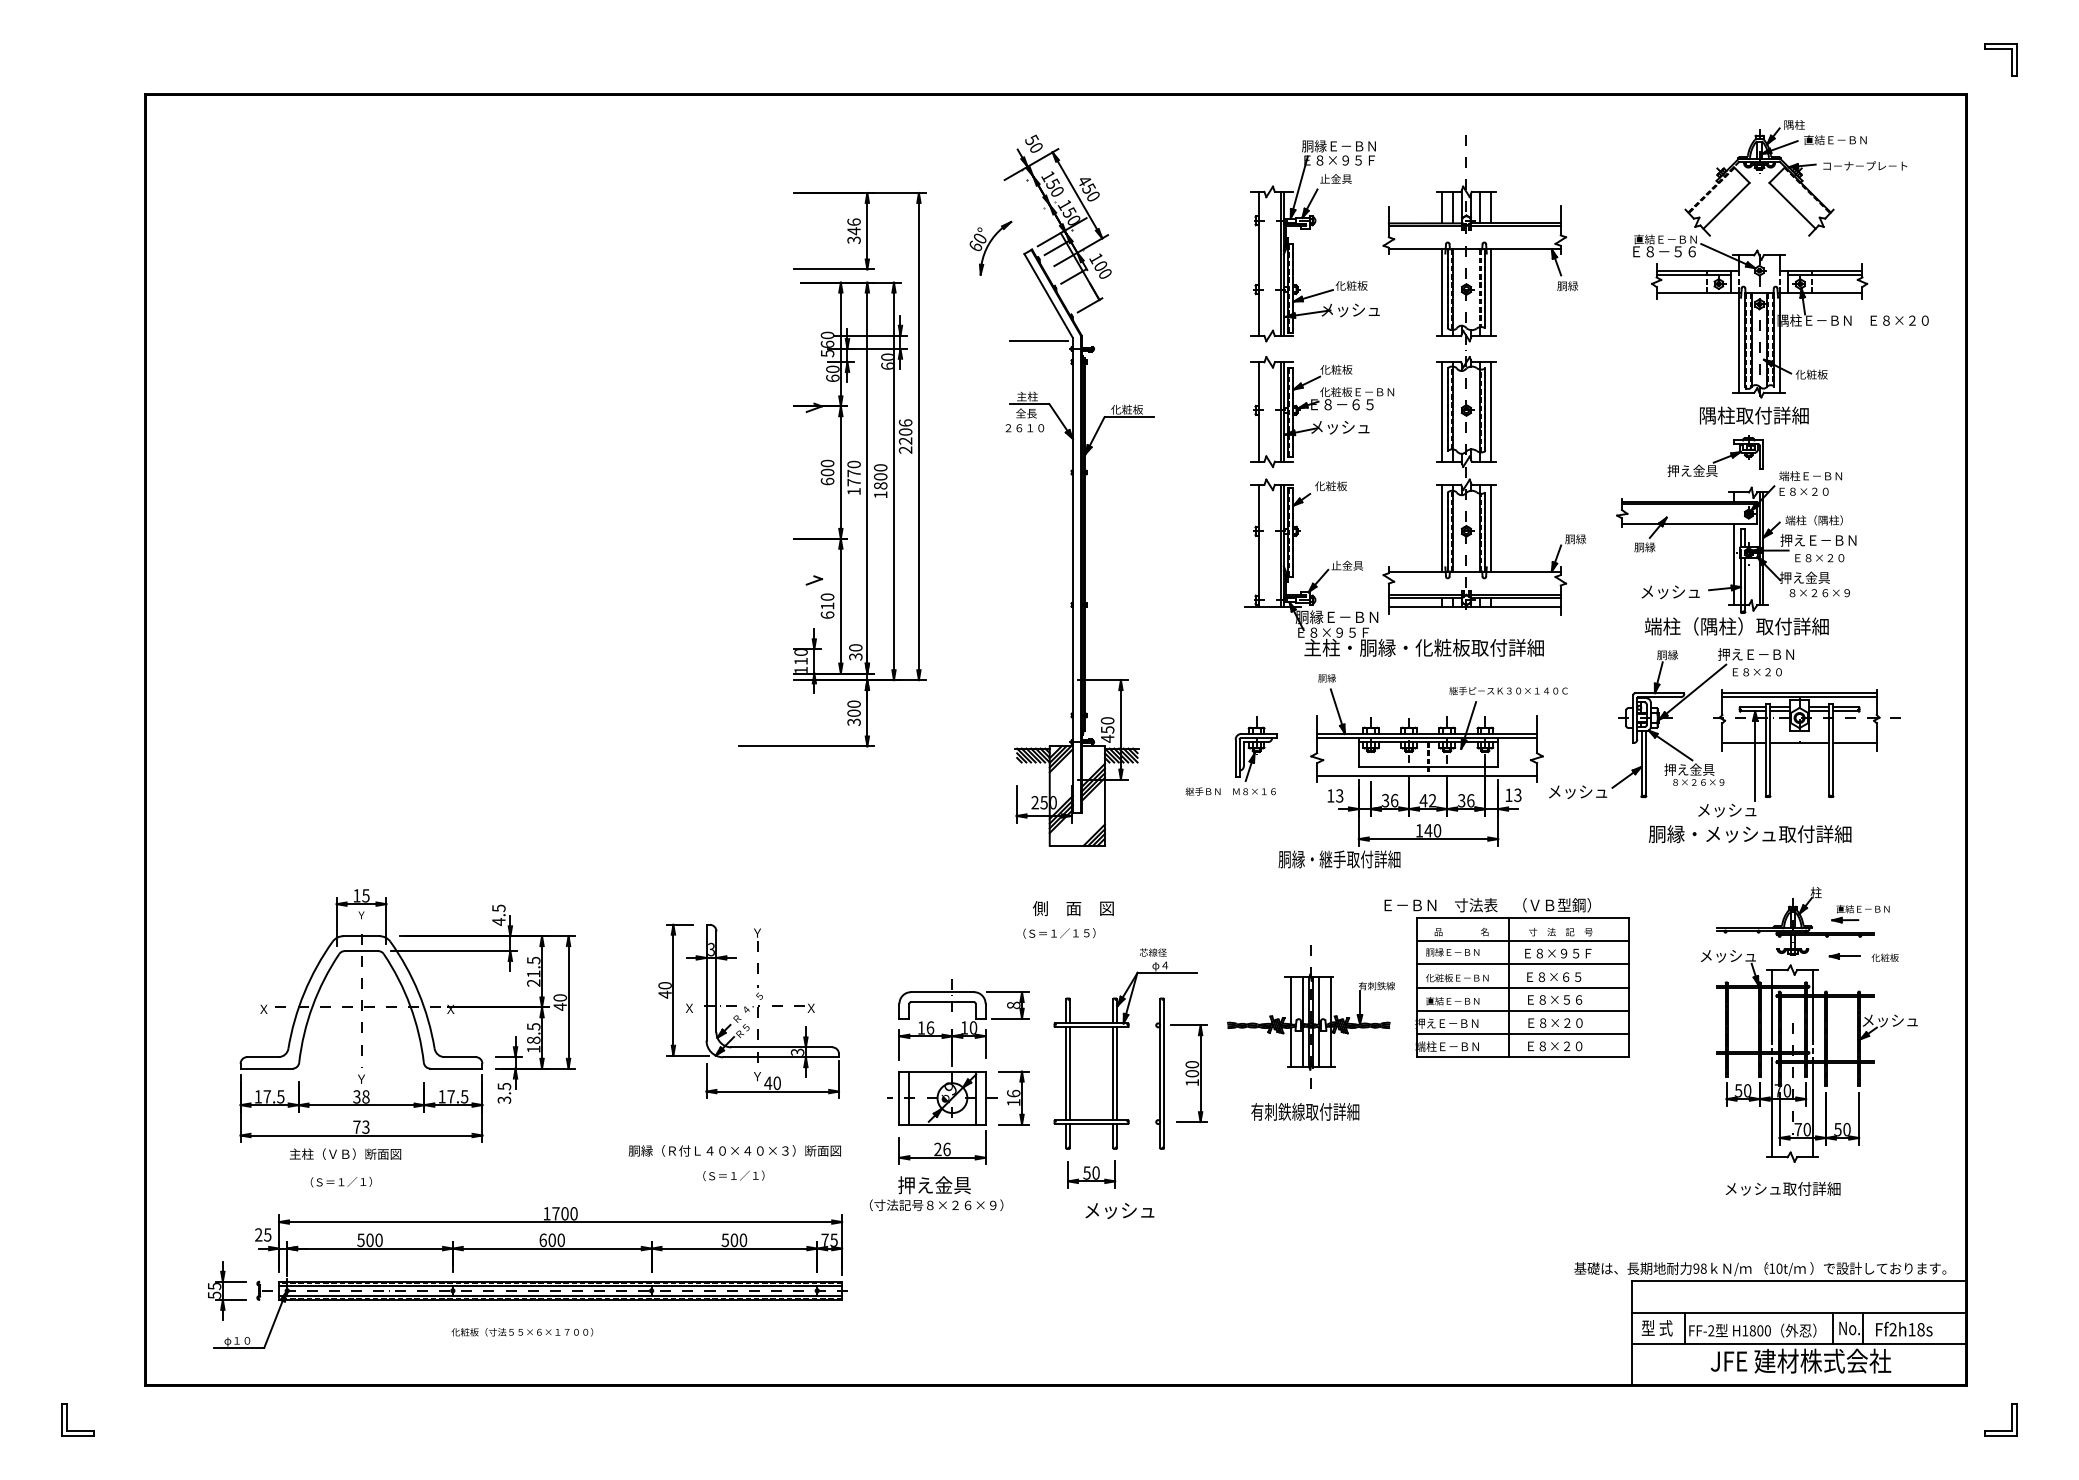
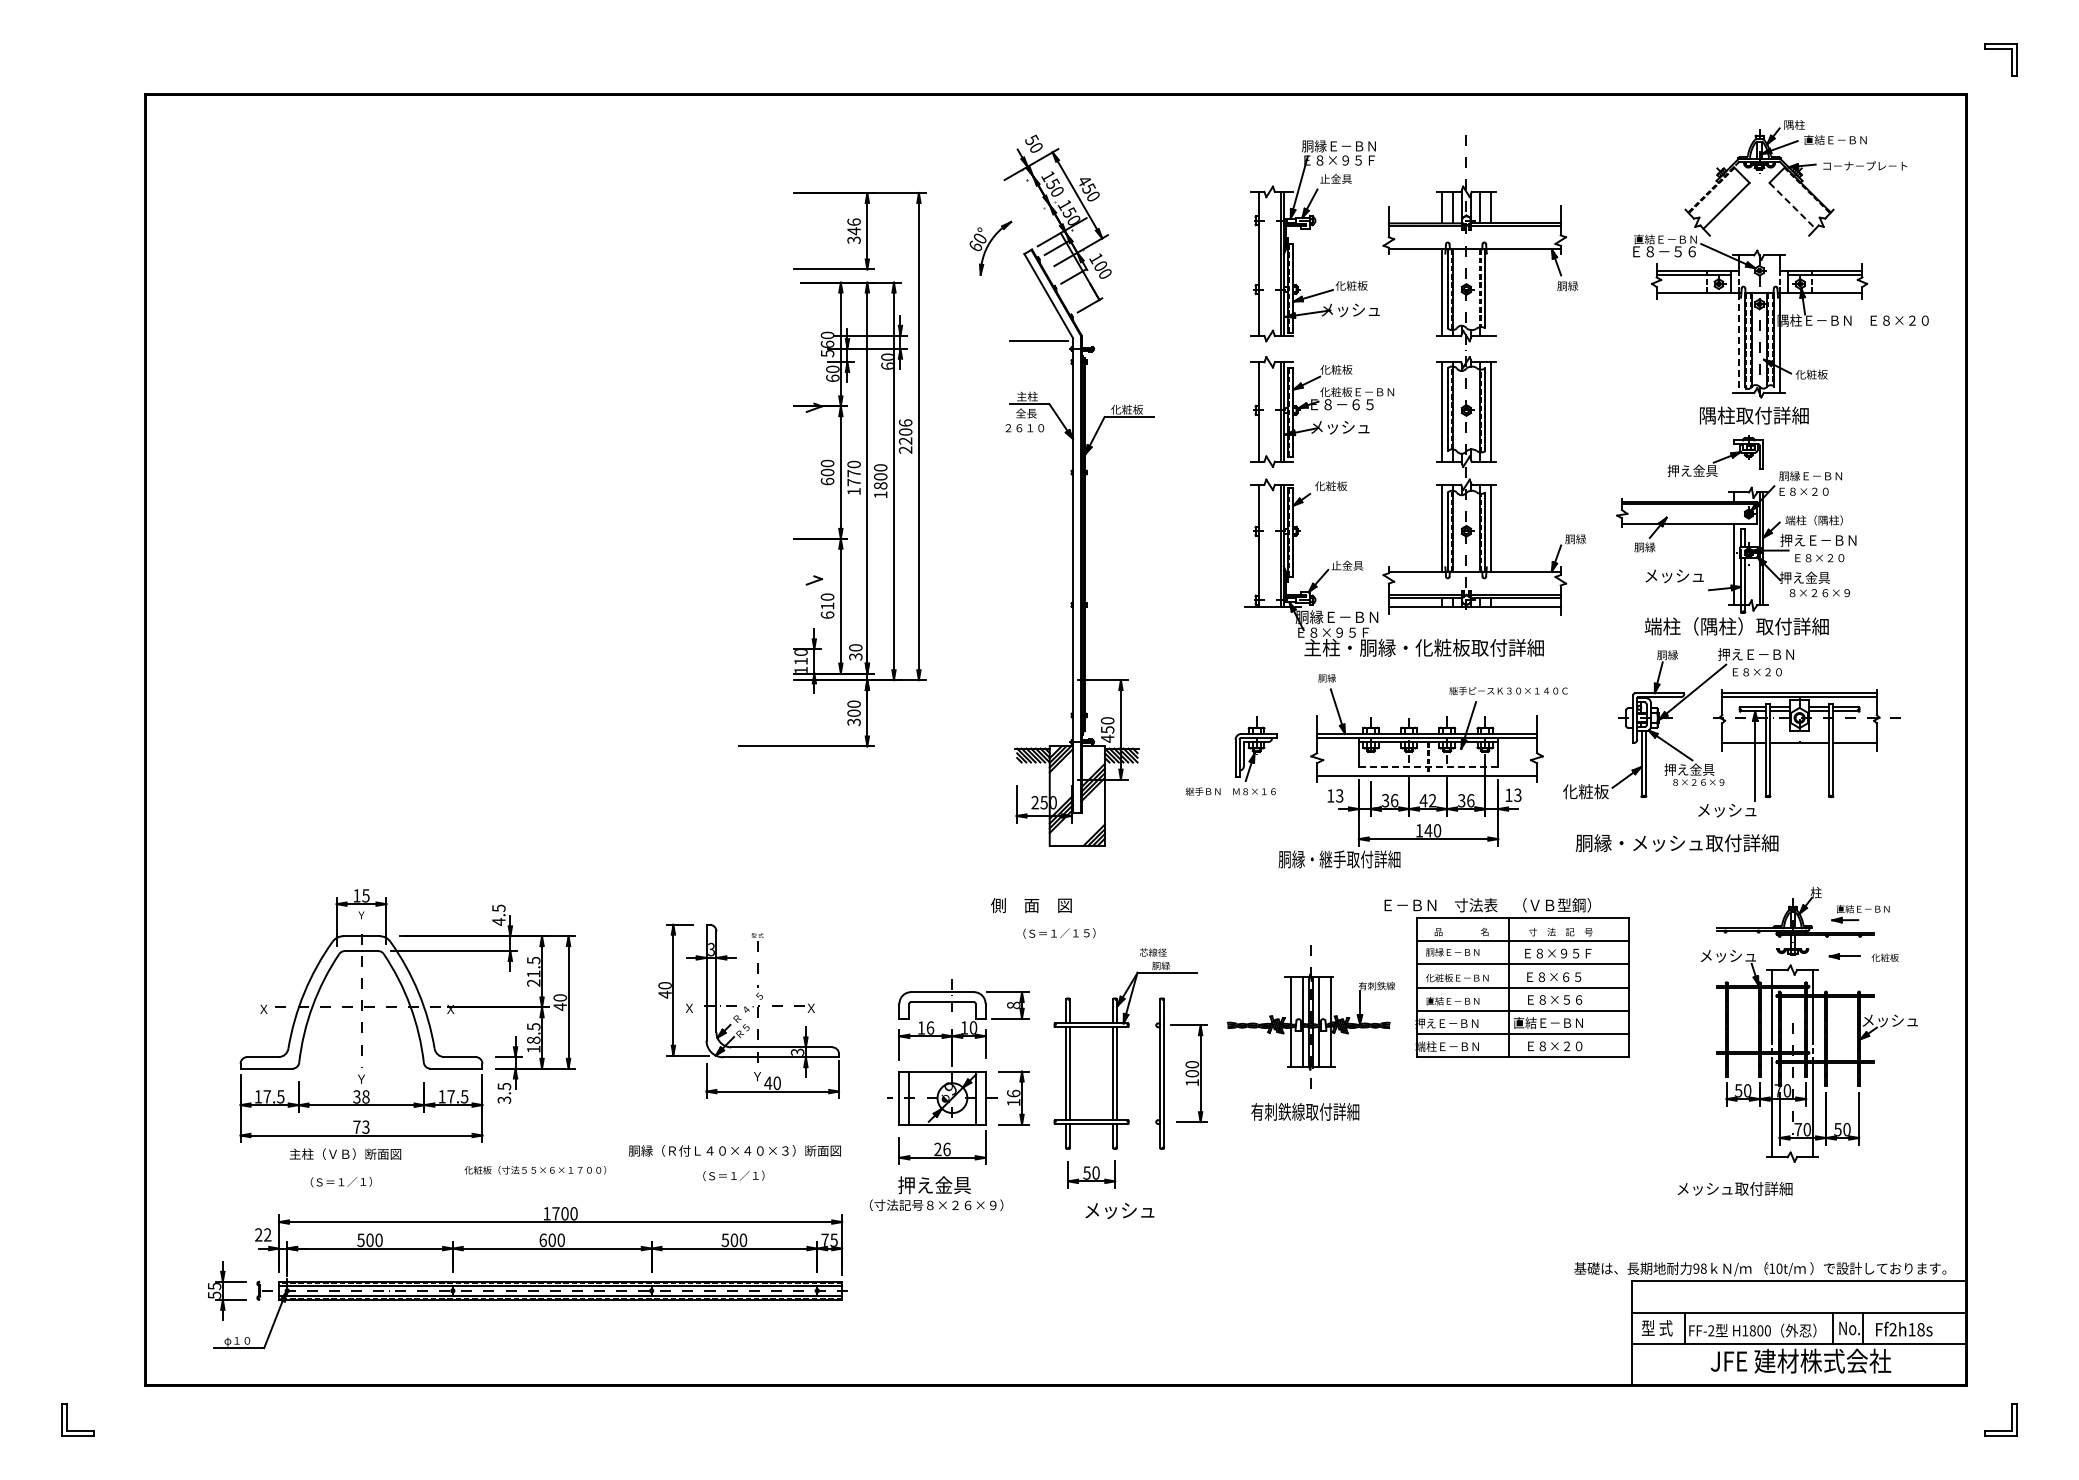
line: solid -> dashed (1792, 205)
line: present -> none (1491, 292)
line: solid -> dashed (1739, 343)
text: 端柱Ｅ－ＢＮ -> 胴縁Ｅ－ＢＮ (1789, 476)
text position: (1670, 591) -> (1674, 575) (1674, 575)
line: solid -> dashed (1428, 767)
text: メッシュ -> 化粧板 (1578, 791)
text position: (1749, 834) -> (1676, 843) (1676, 843)
text position: (1073, 908) -> (1031, 905) (1031, 905)
text: Ｙ -> 型 式 (757, 932)
text: φ４ -> 胴緑 (1160, 966)
text: Ｅ８×２０ -> 直結Ｅ－ＢＮ (1547, 1022)
text position: (1782, 1188) -> (1734, 1188) (1734, 1188)
text: 25 -> 22 (267, 1234)
text position: (522, 1332) -> (535, 1170) (535, 1170)
